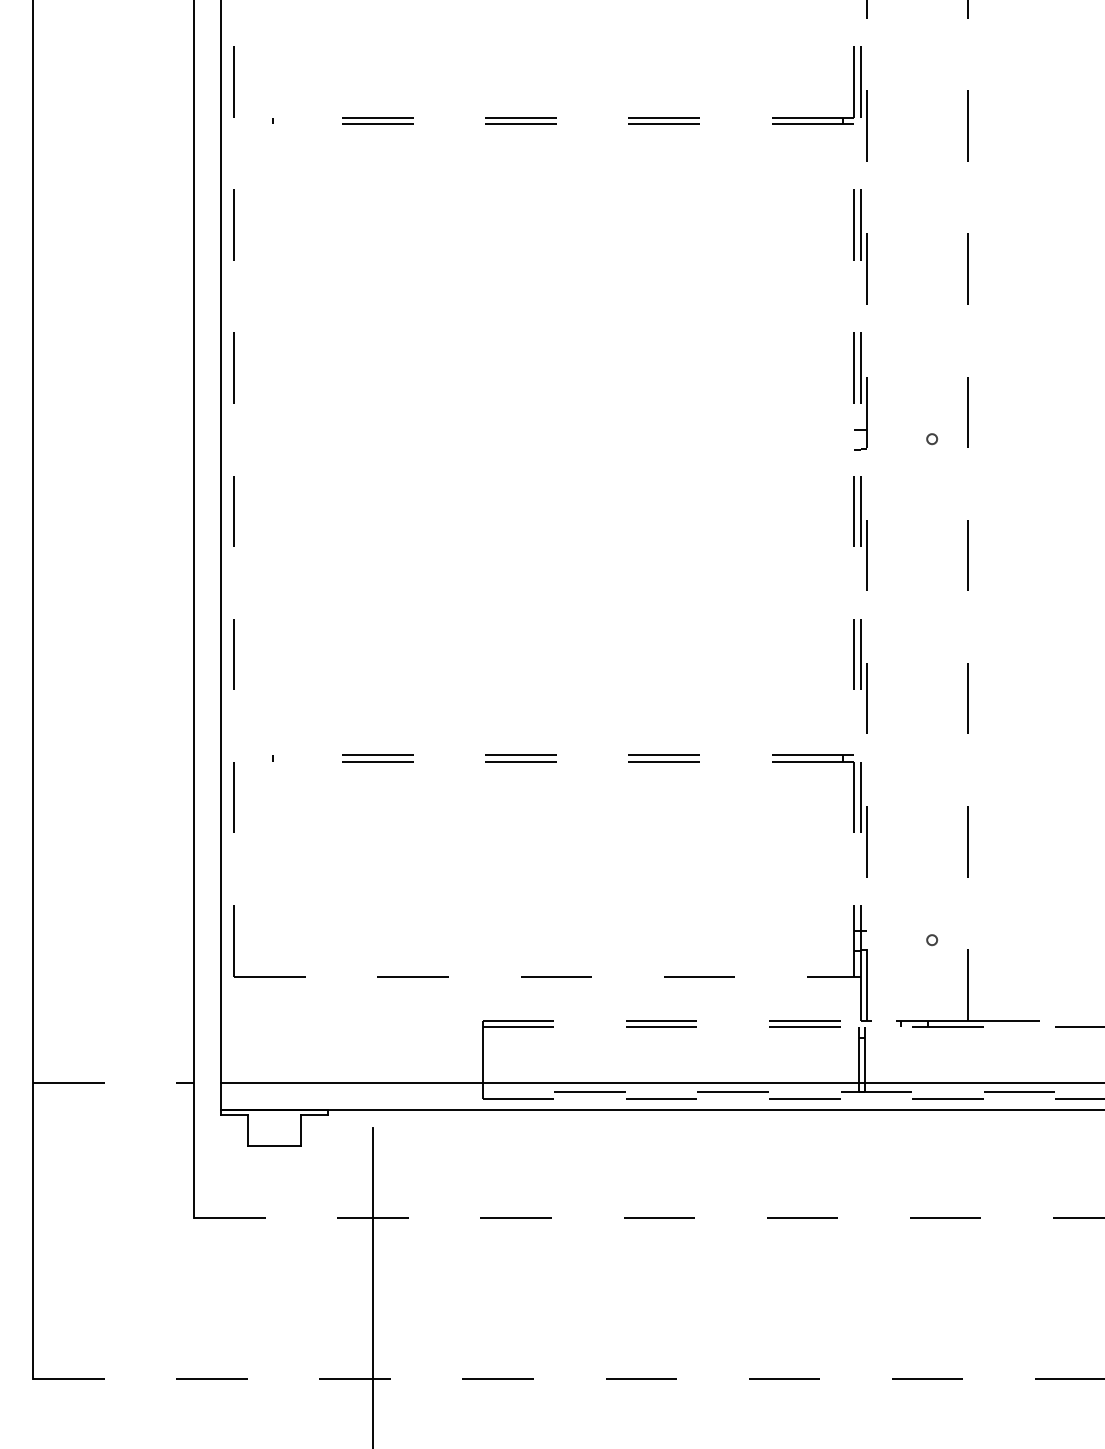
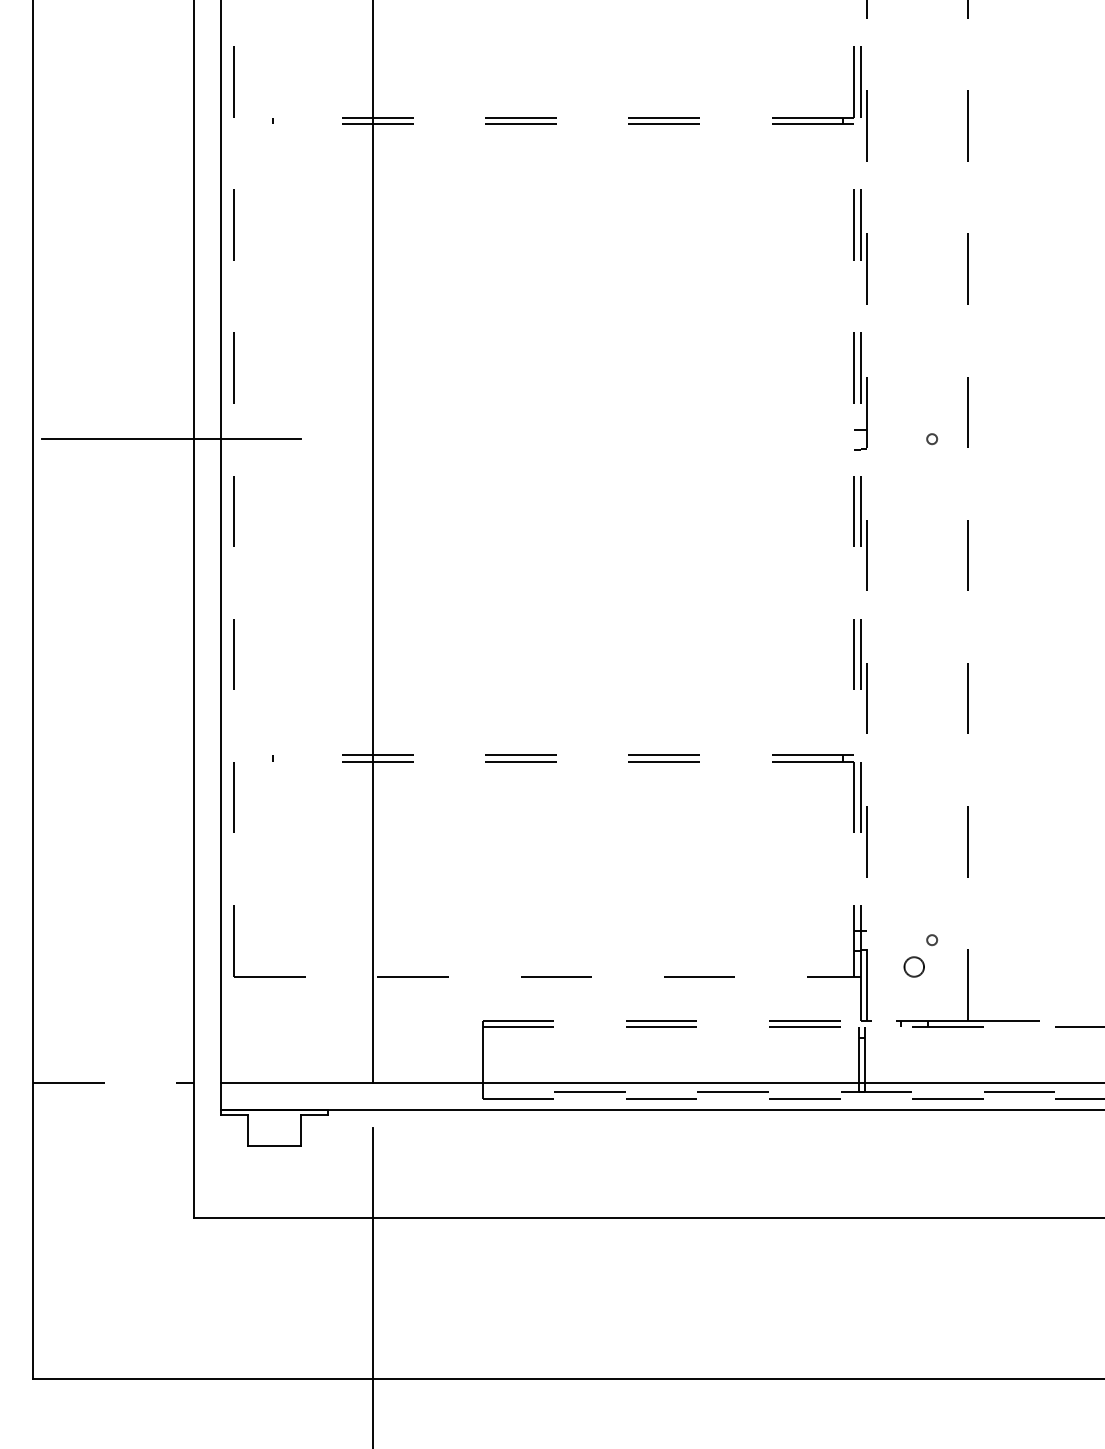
line: none -> present (171, 439)
line: none -> present (373, 542)
circle: none -> present (913, 966)
line: dashed -> solid (649, 1217)
line: dashed -> solid (568, 1378)
